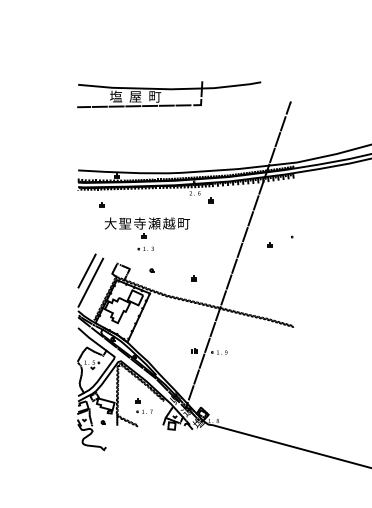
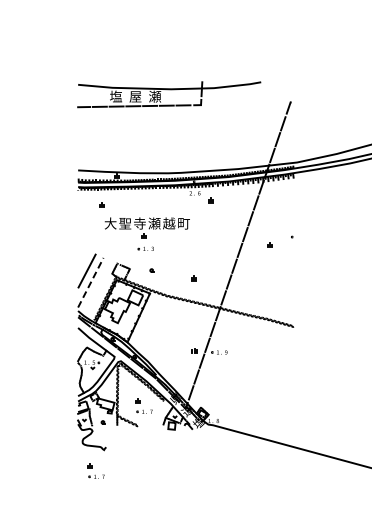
text: 町 -> 瀬 (155, 96)
line: solid -> dashed (90, 282)
part: none -> present (95, 470)
